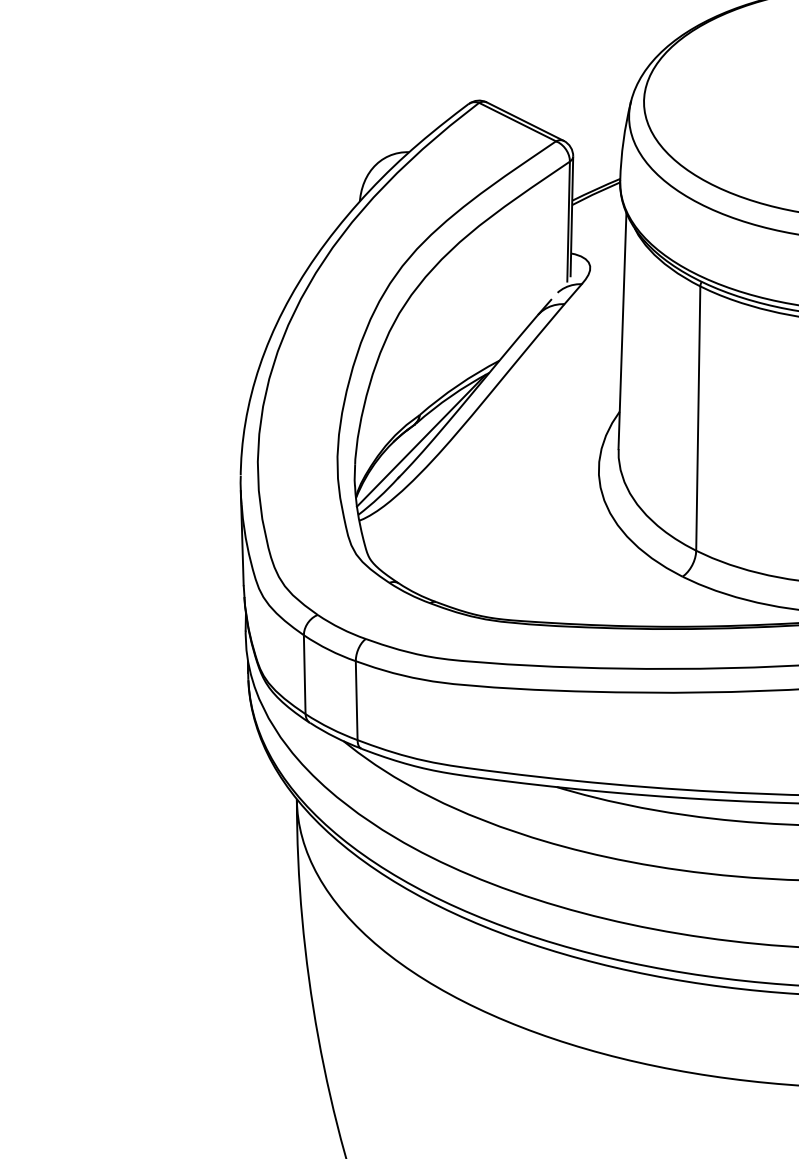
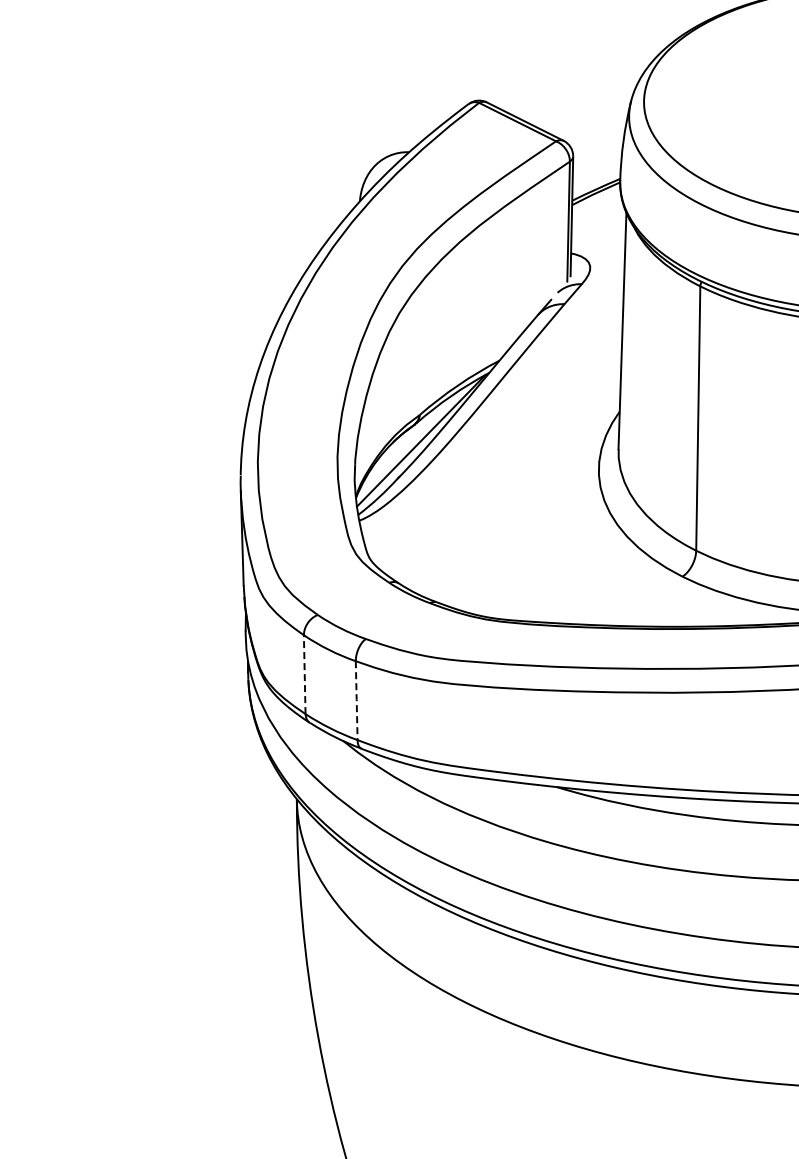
line: solid -> dashed (304, 673)
line: solid -> dashed (356, 700)
